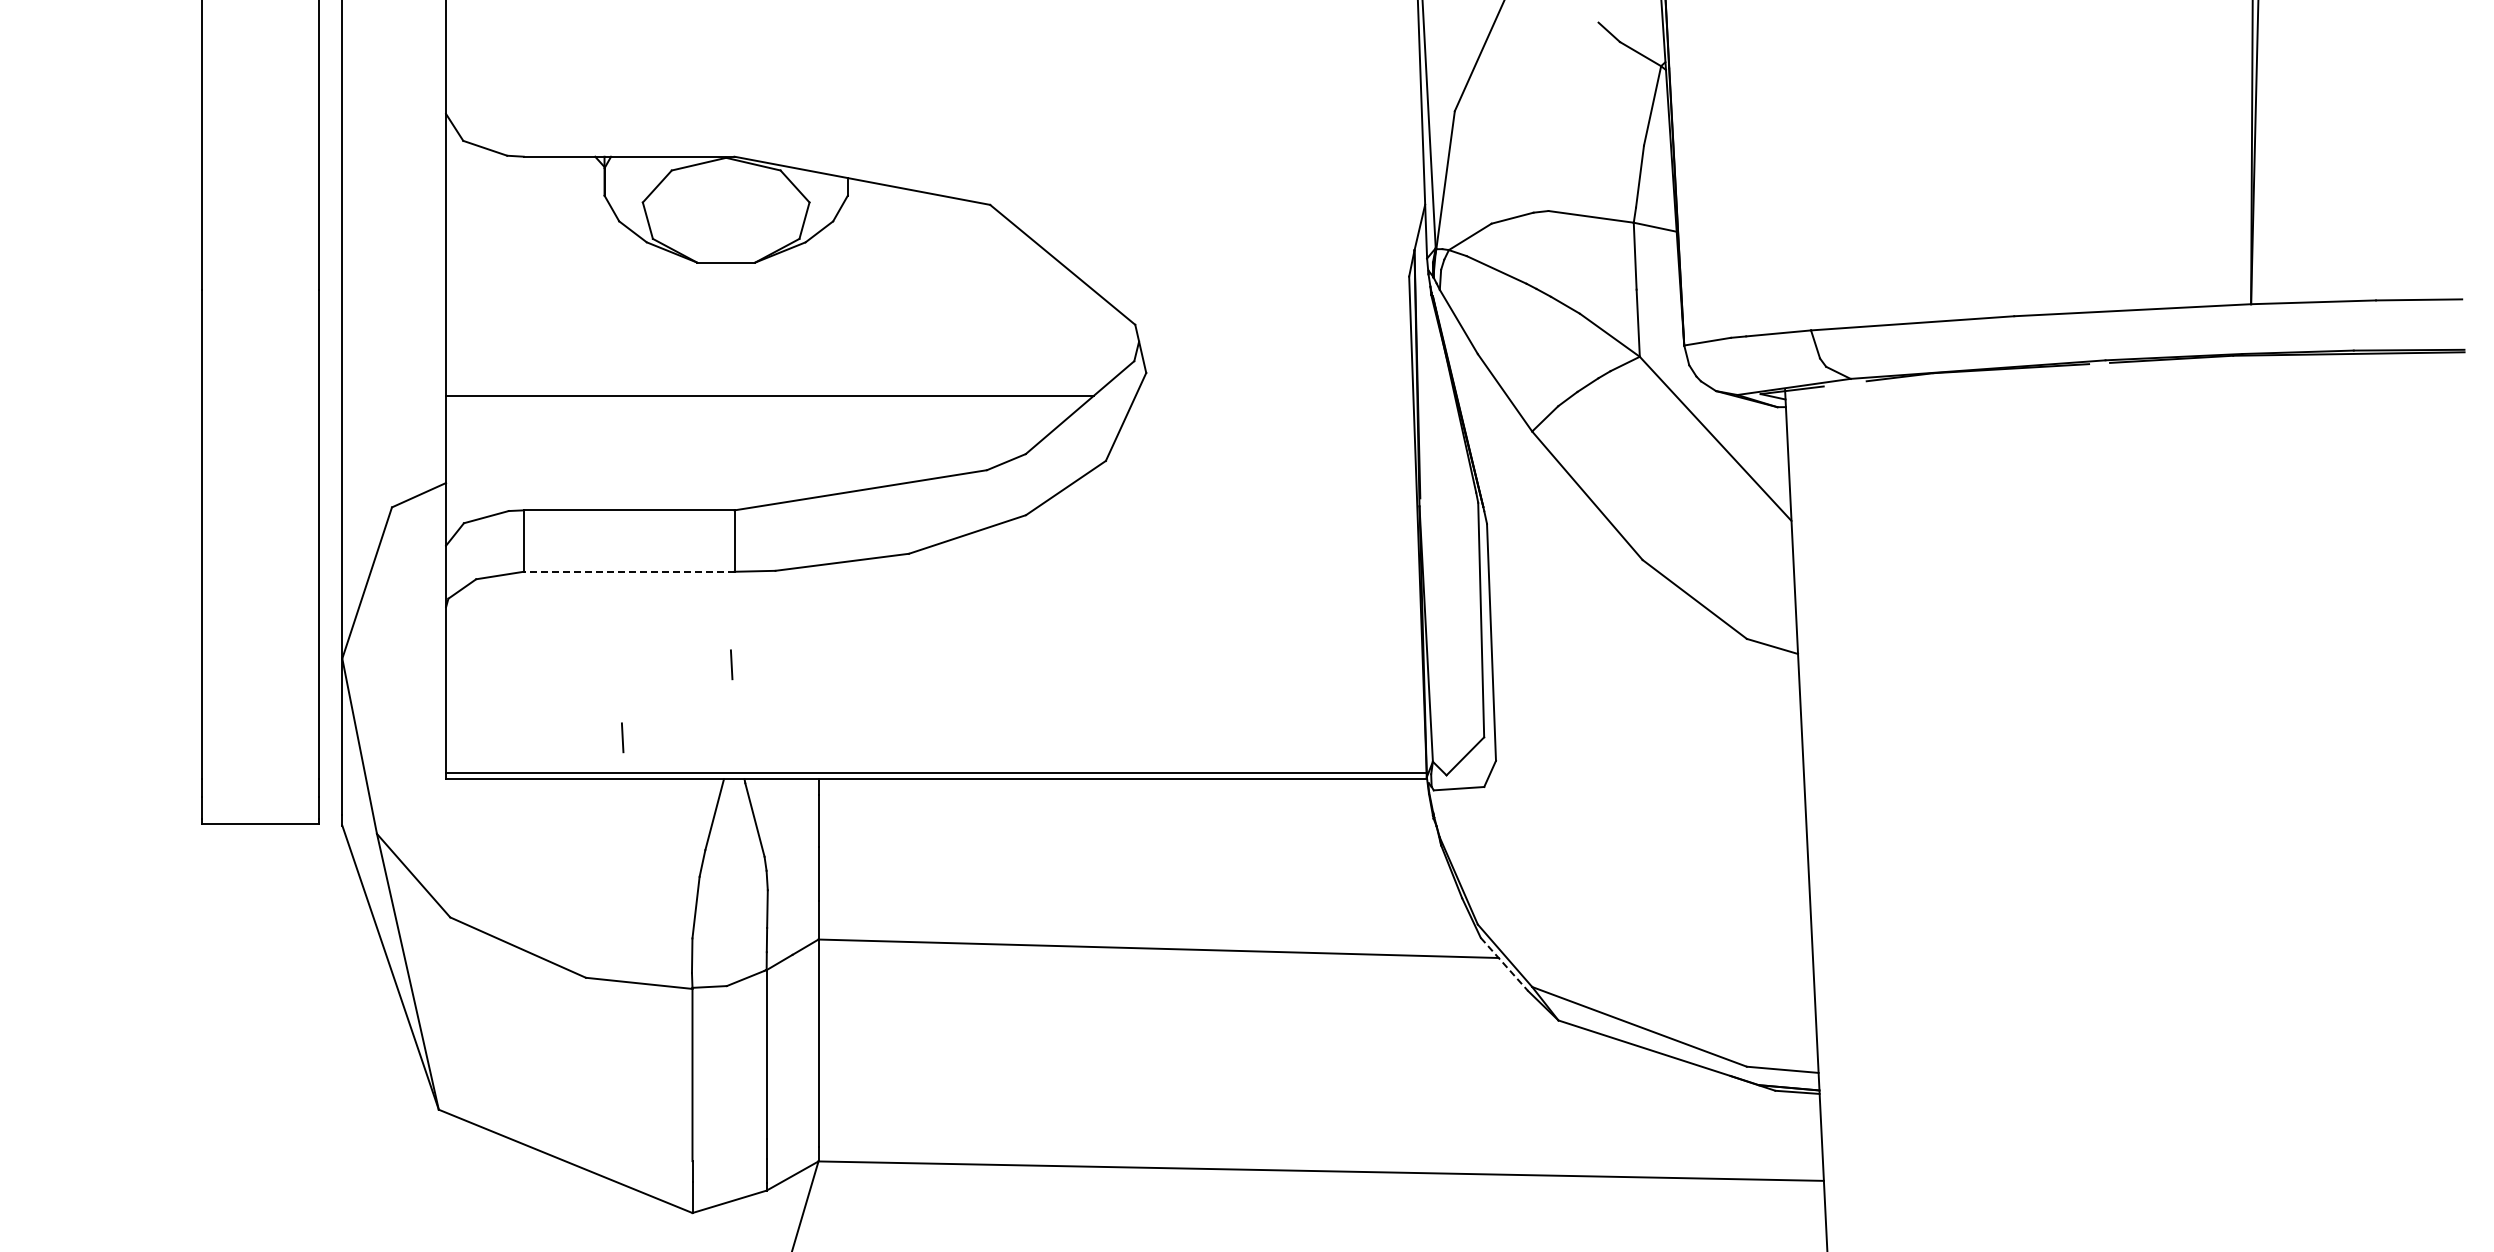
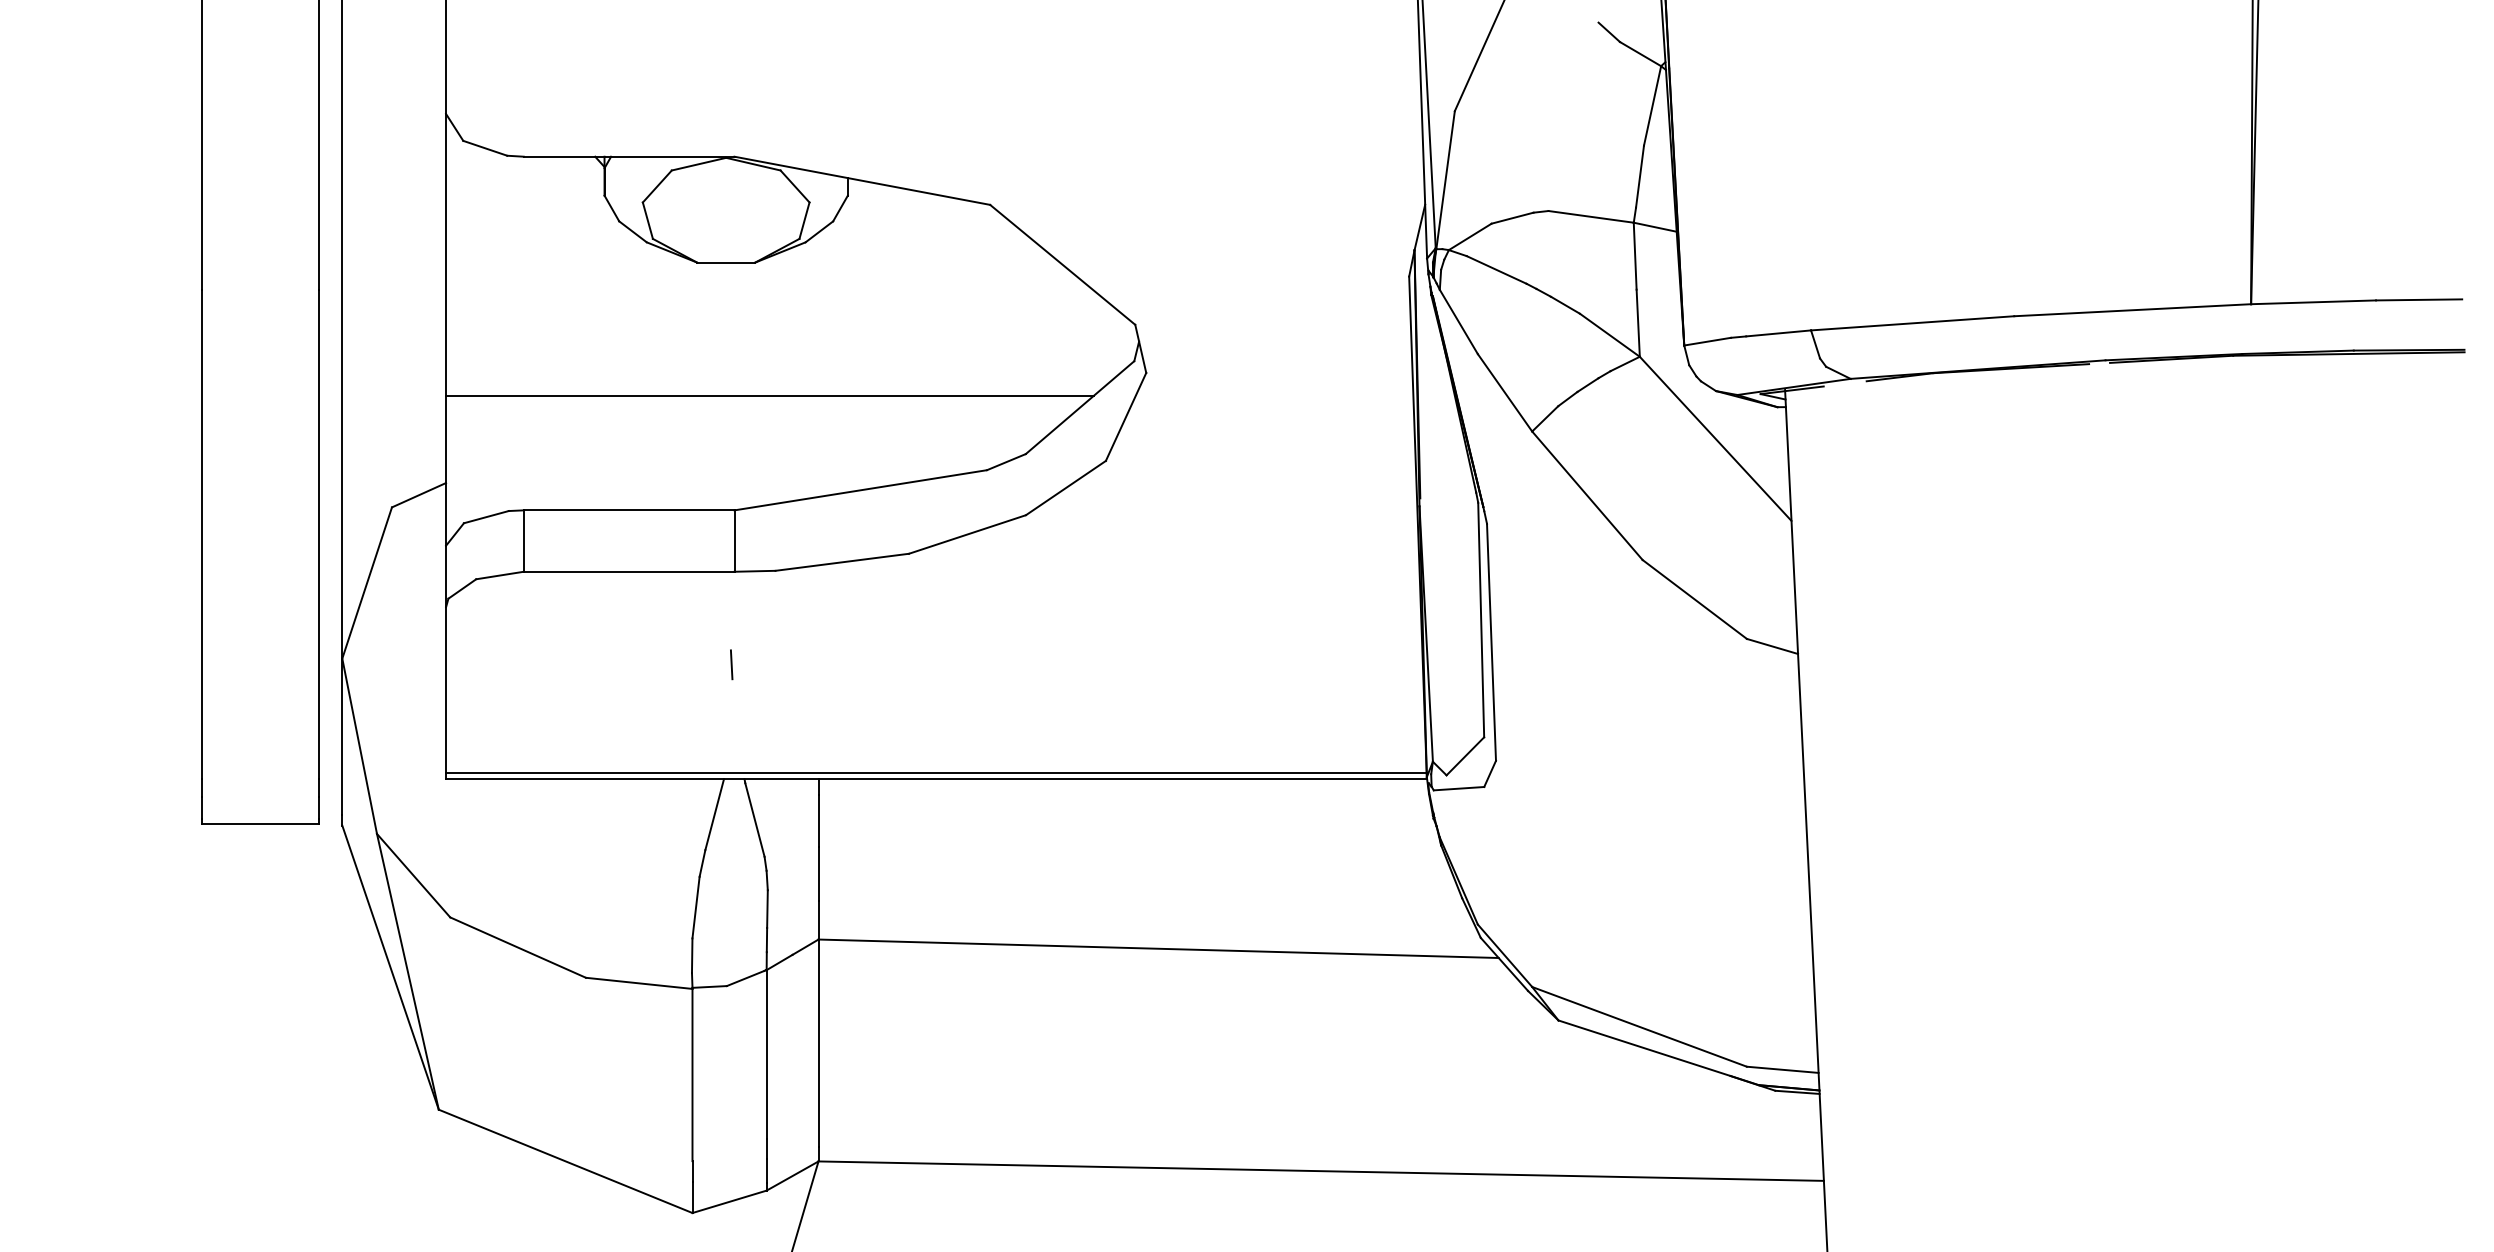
line: dashed -> solid (628, 571)
line: present -> none (622, 737)
line: dashed -> solid (1504, 964)
